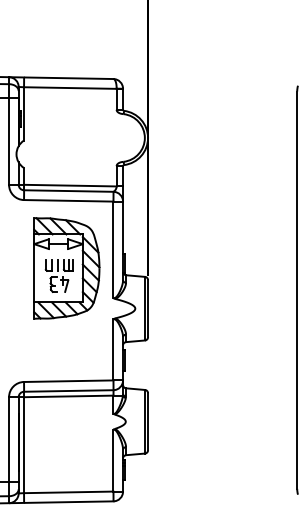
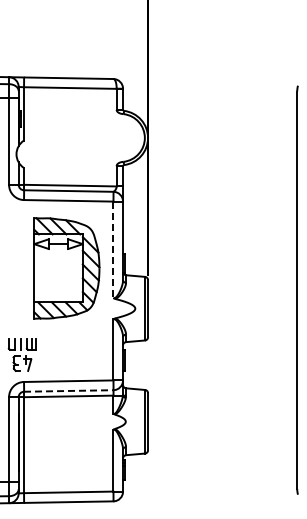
line: solid -> dashed (113, 250)
part position: (58, 275) -> (21, 354) (21, 354)
line: solid -> dashed (68, 390)
